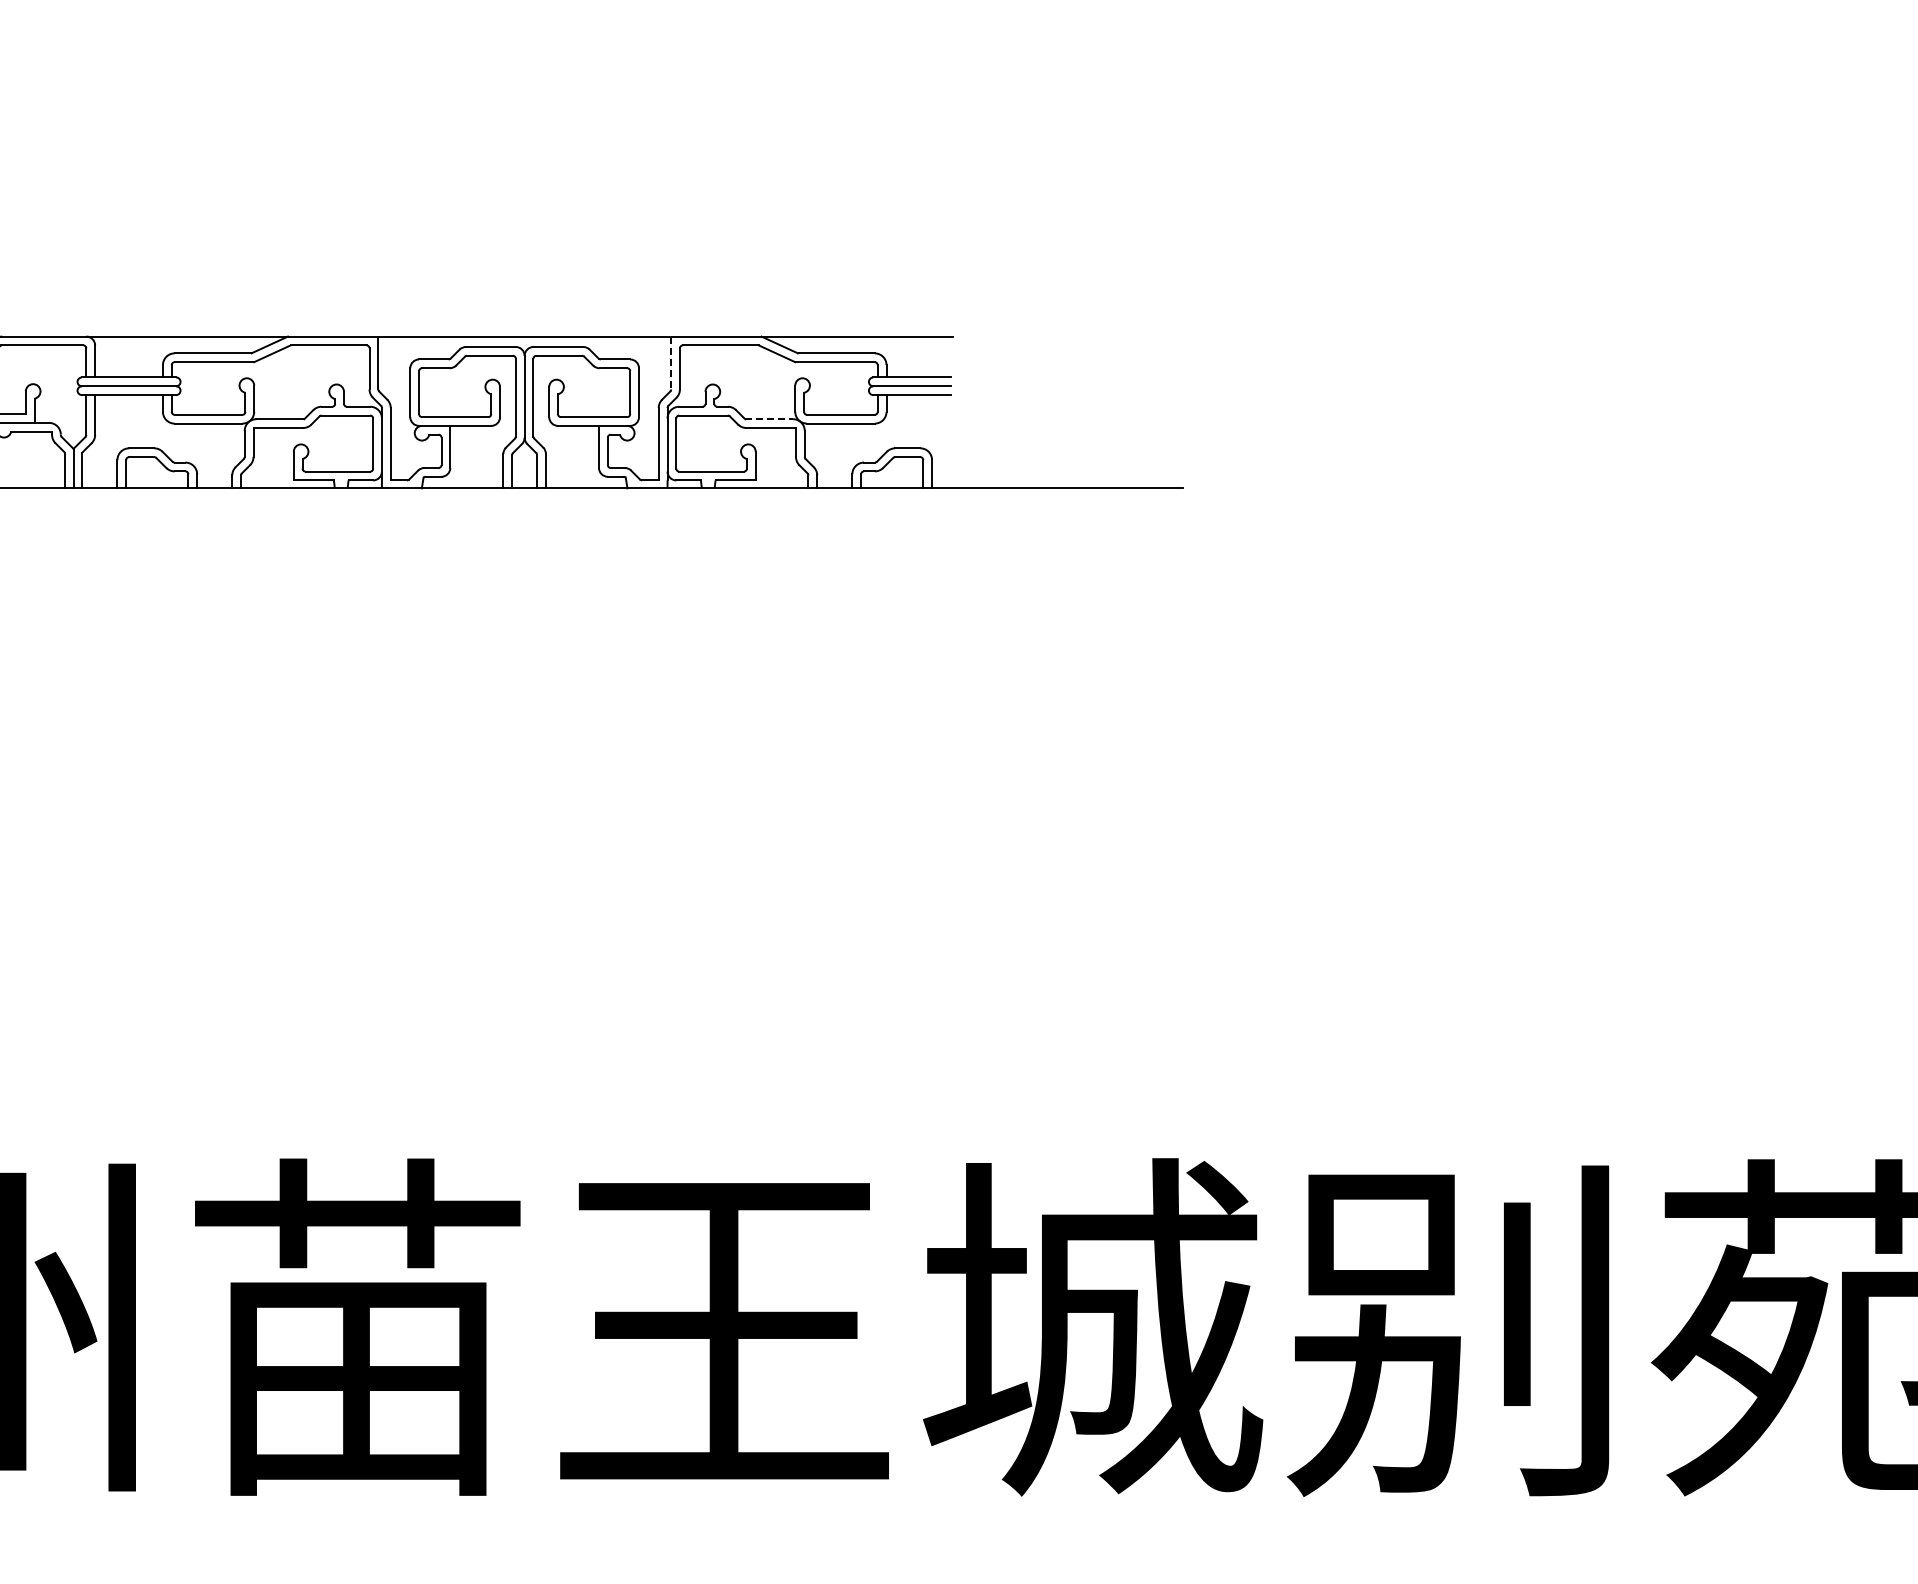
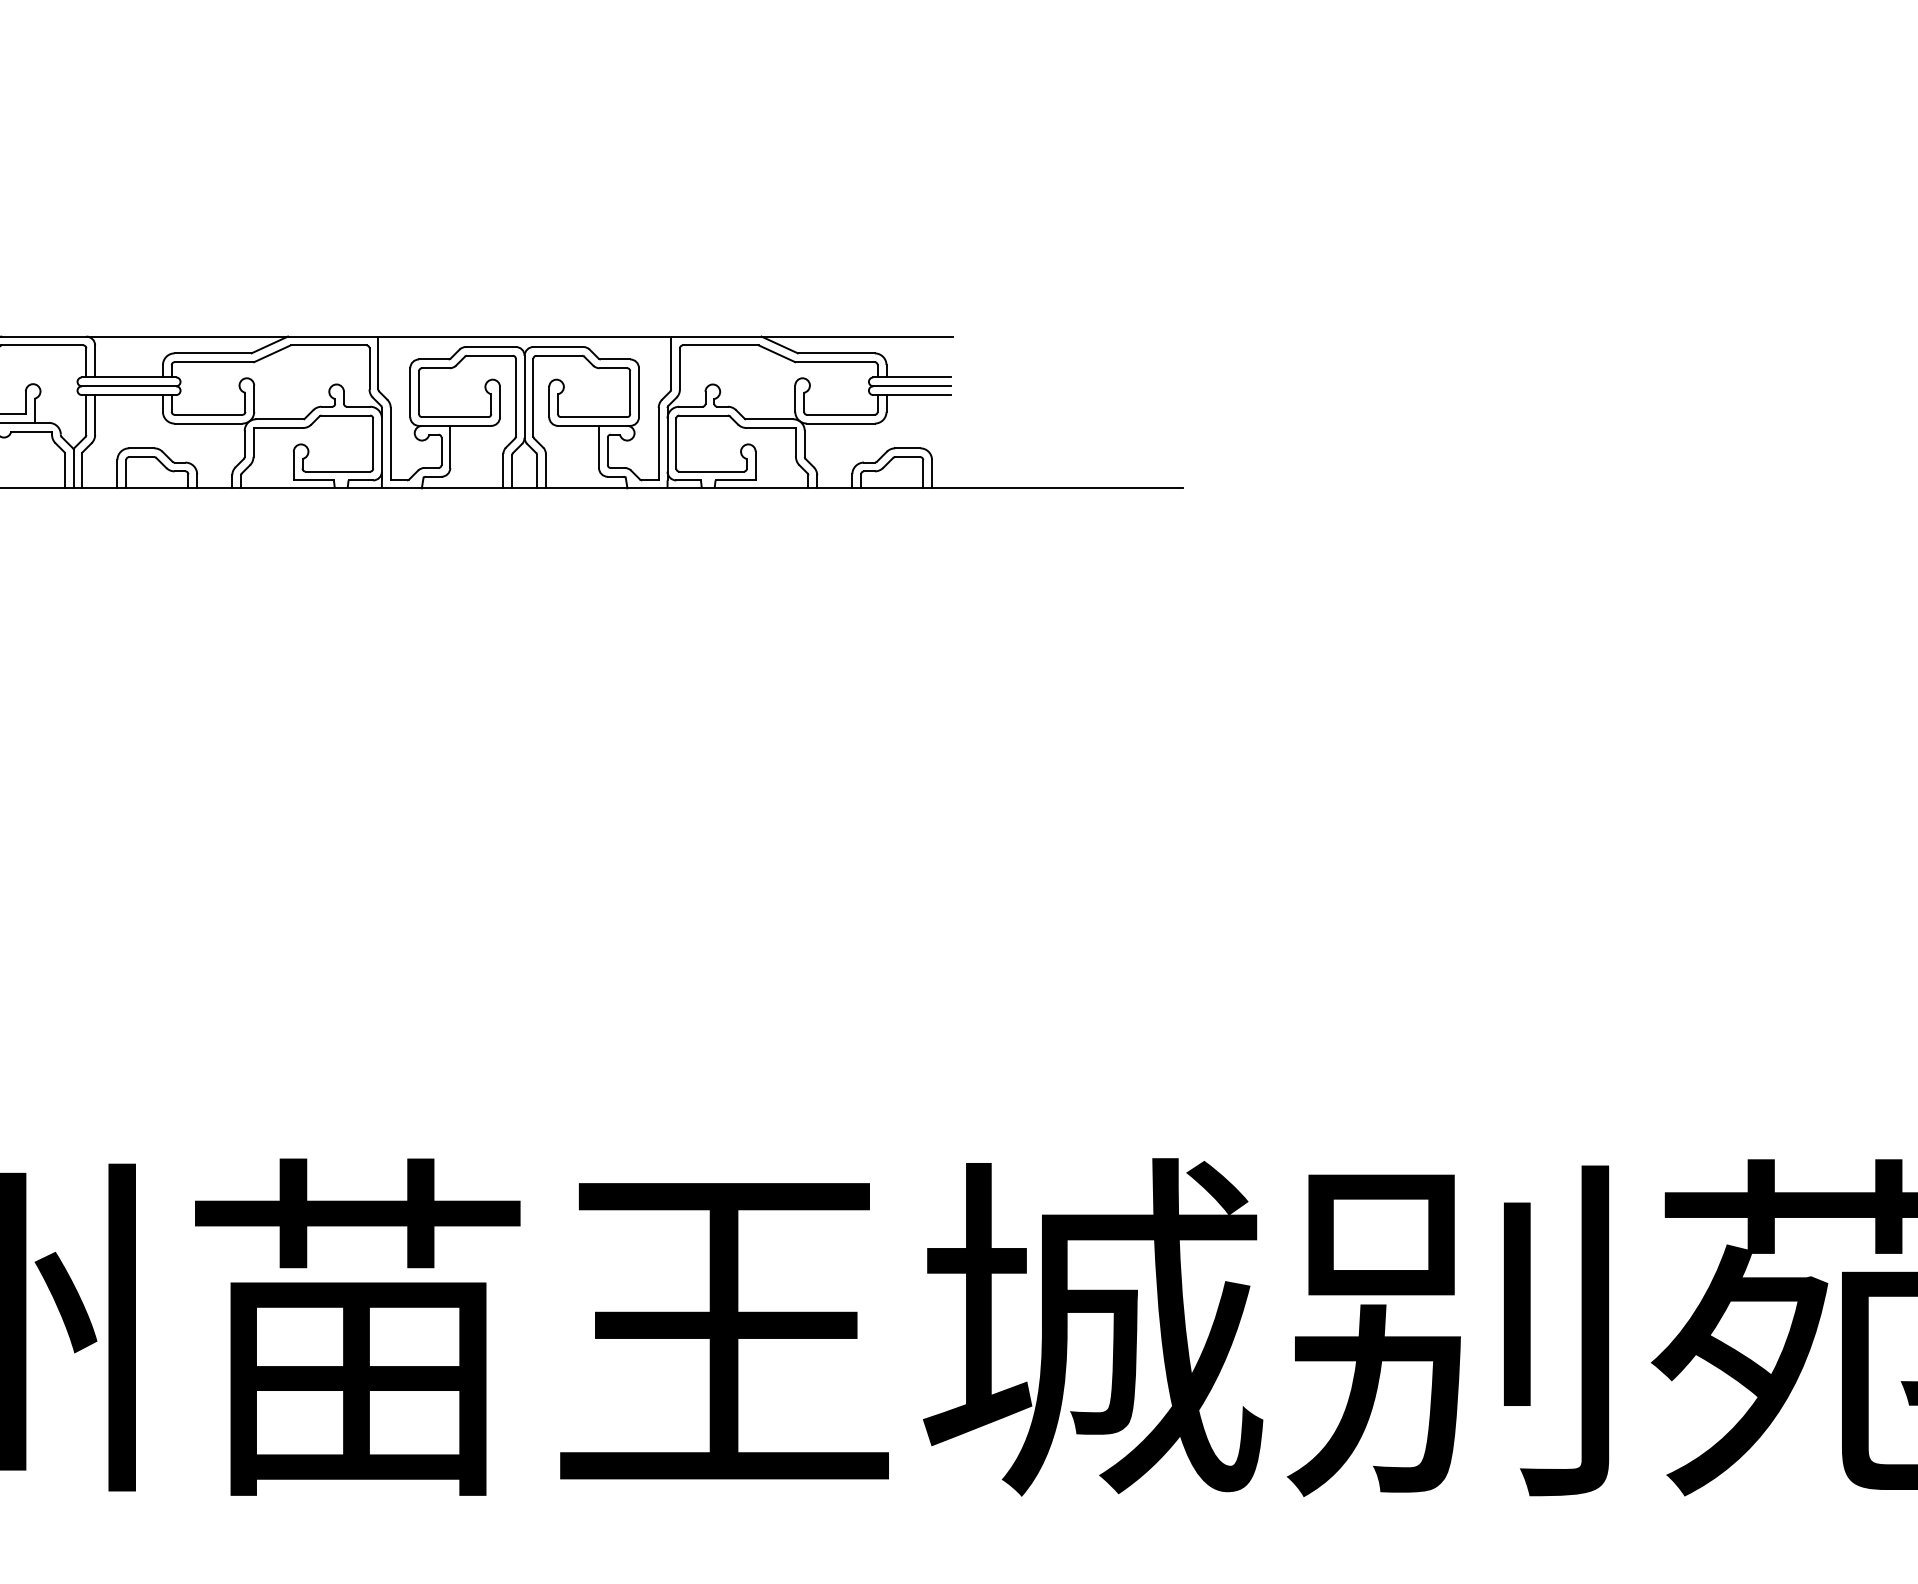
line: dashed -> solid (671, 363)
line: dashed -> solid (769, 419)
